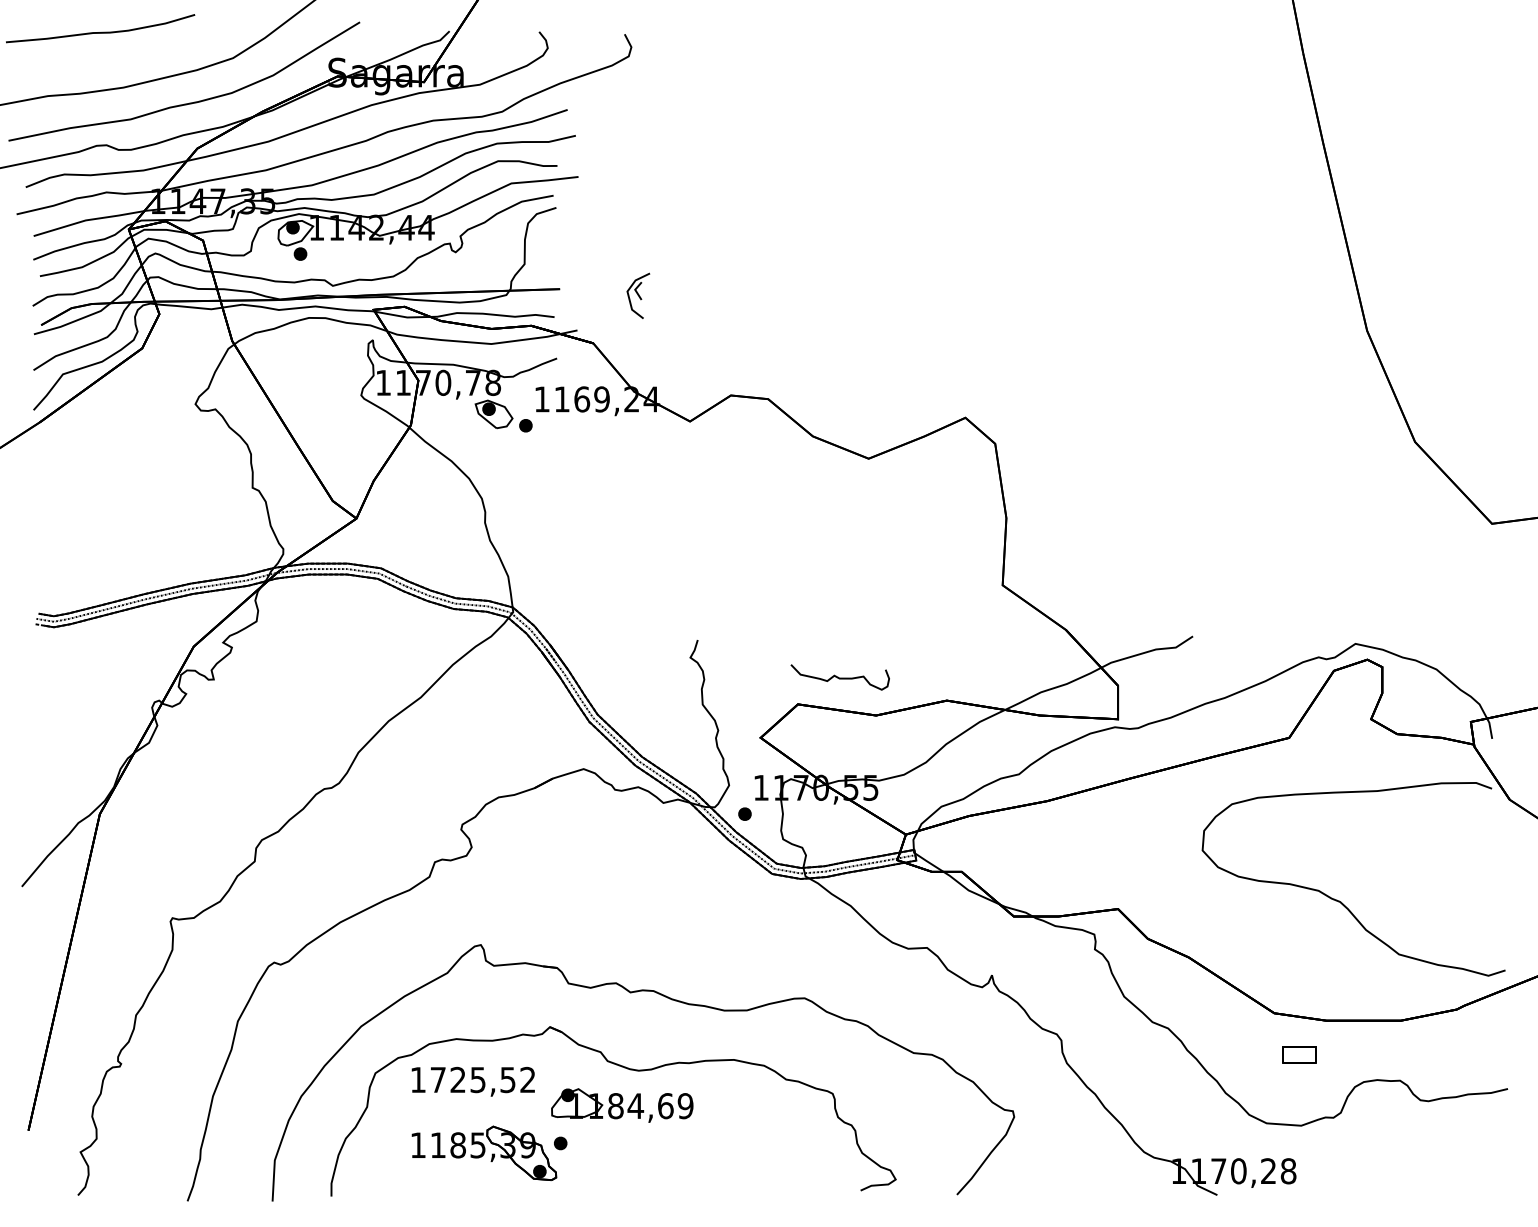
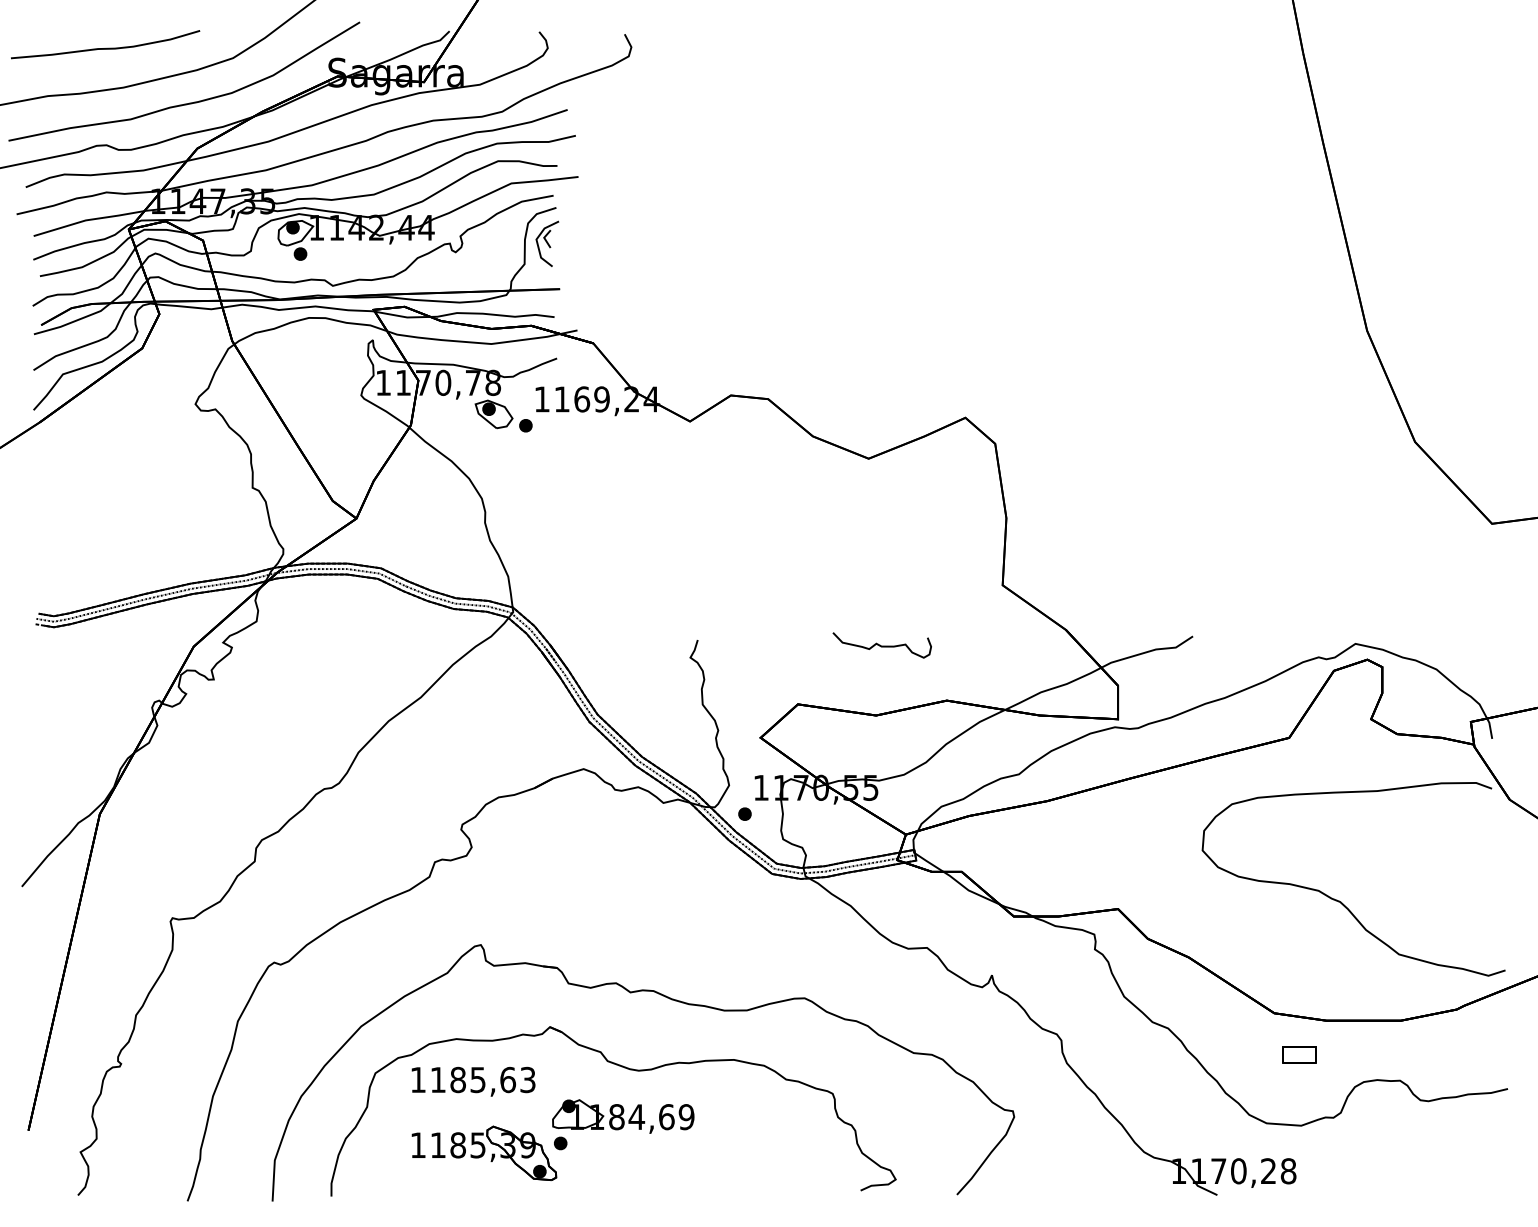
curve position: (101, 31) -> (106, 47) (106, 47)
part position: (638, 295) -> (547, 243) (547, 243)
curve position: (839, 677) -> (881, 645) (881, 645)
text: 1725,52 -> 1185,63 (483, 1079)
part position: (622, 1105) -> (623, 1116) (623, 1116)
